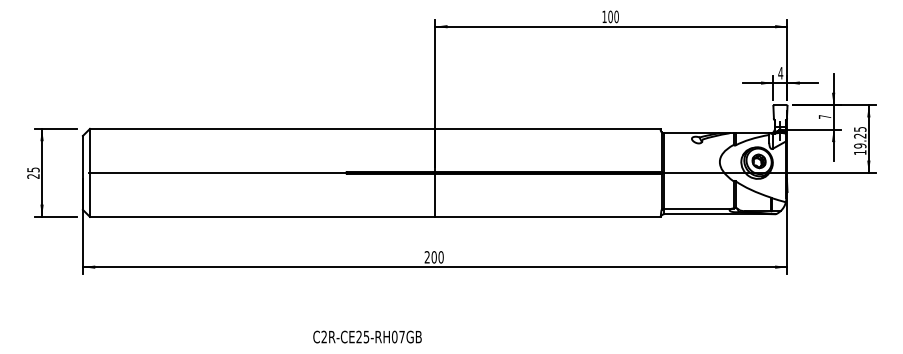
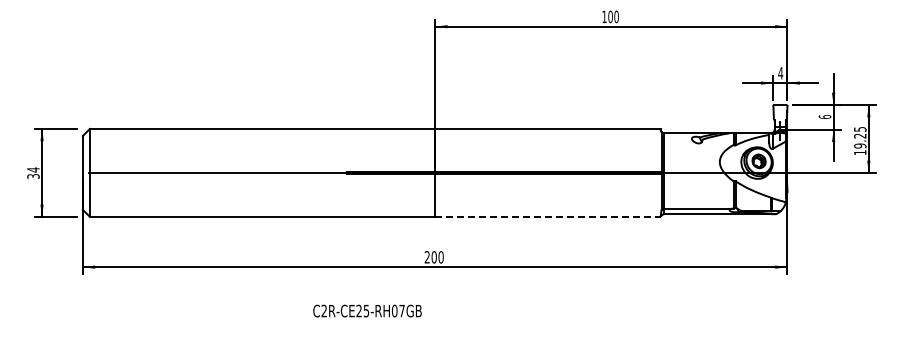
text: 7 -> 6 (824, 116)
text: 25 -> 34 (33, 172)
line: solid -> dashed (548, 216)
text position: (367, 336) -> (367, 310) (367, 310)
